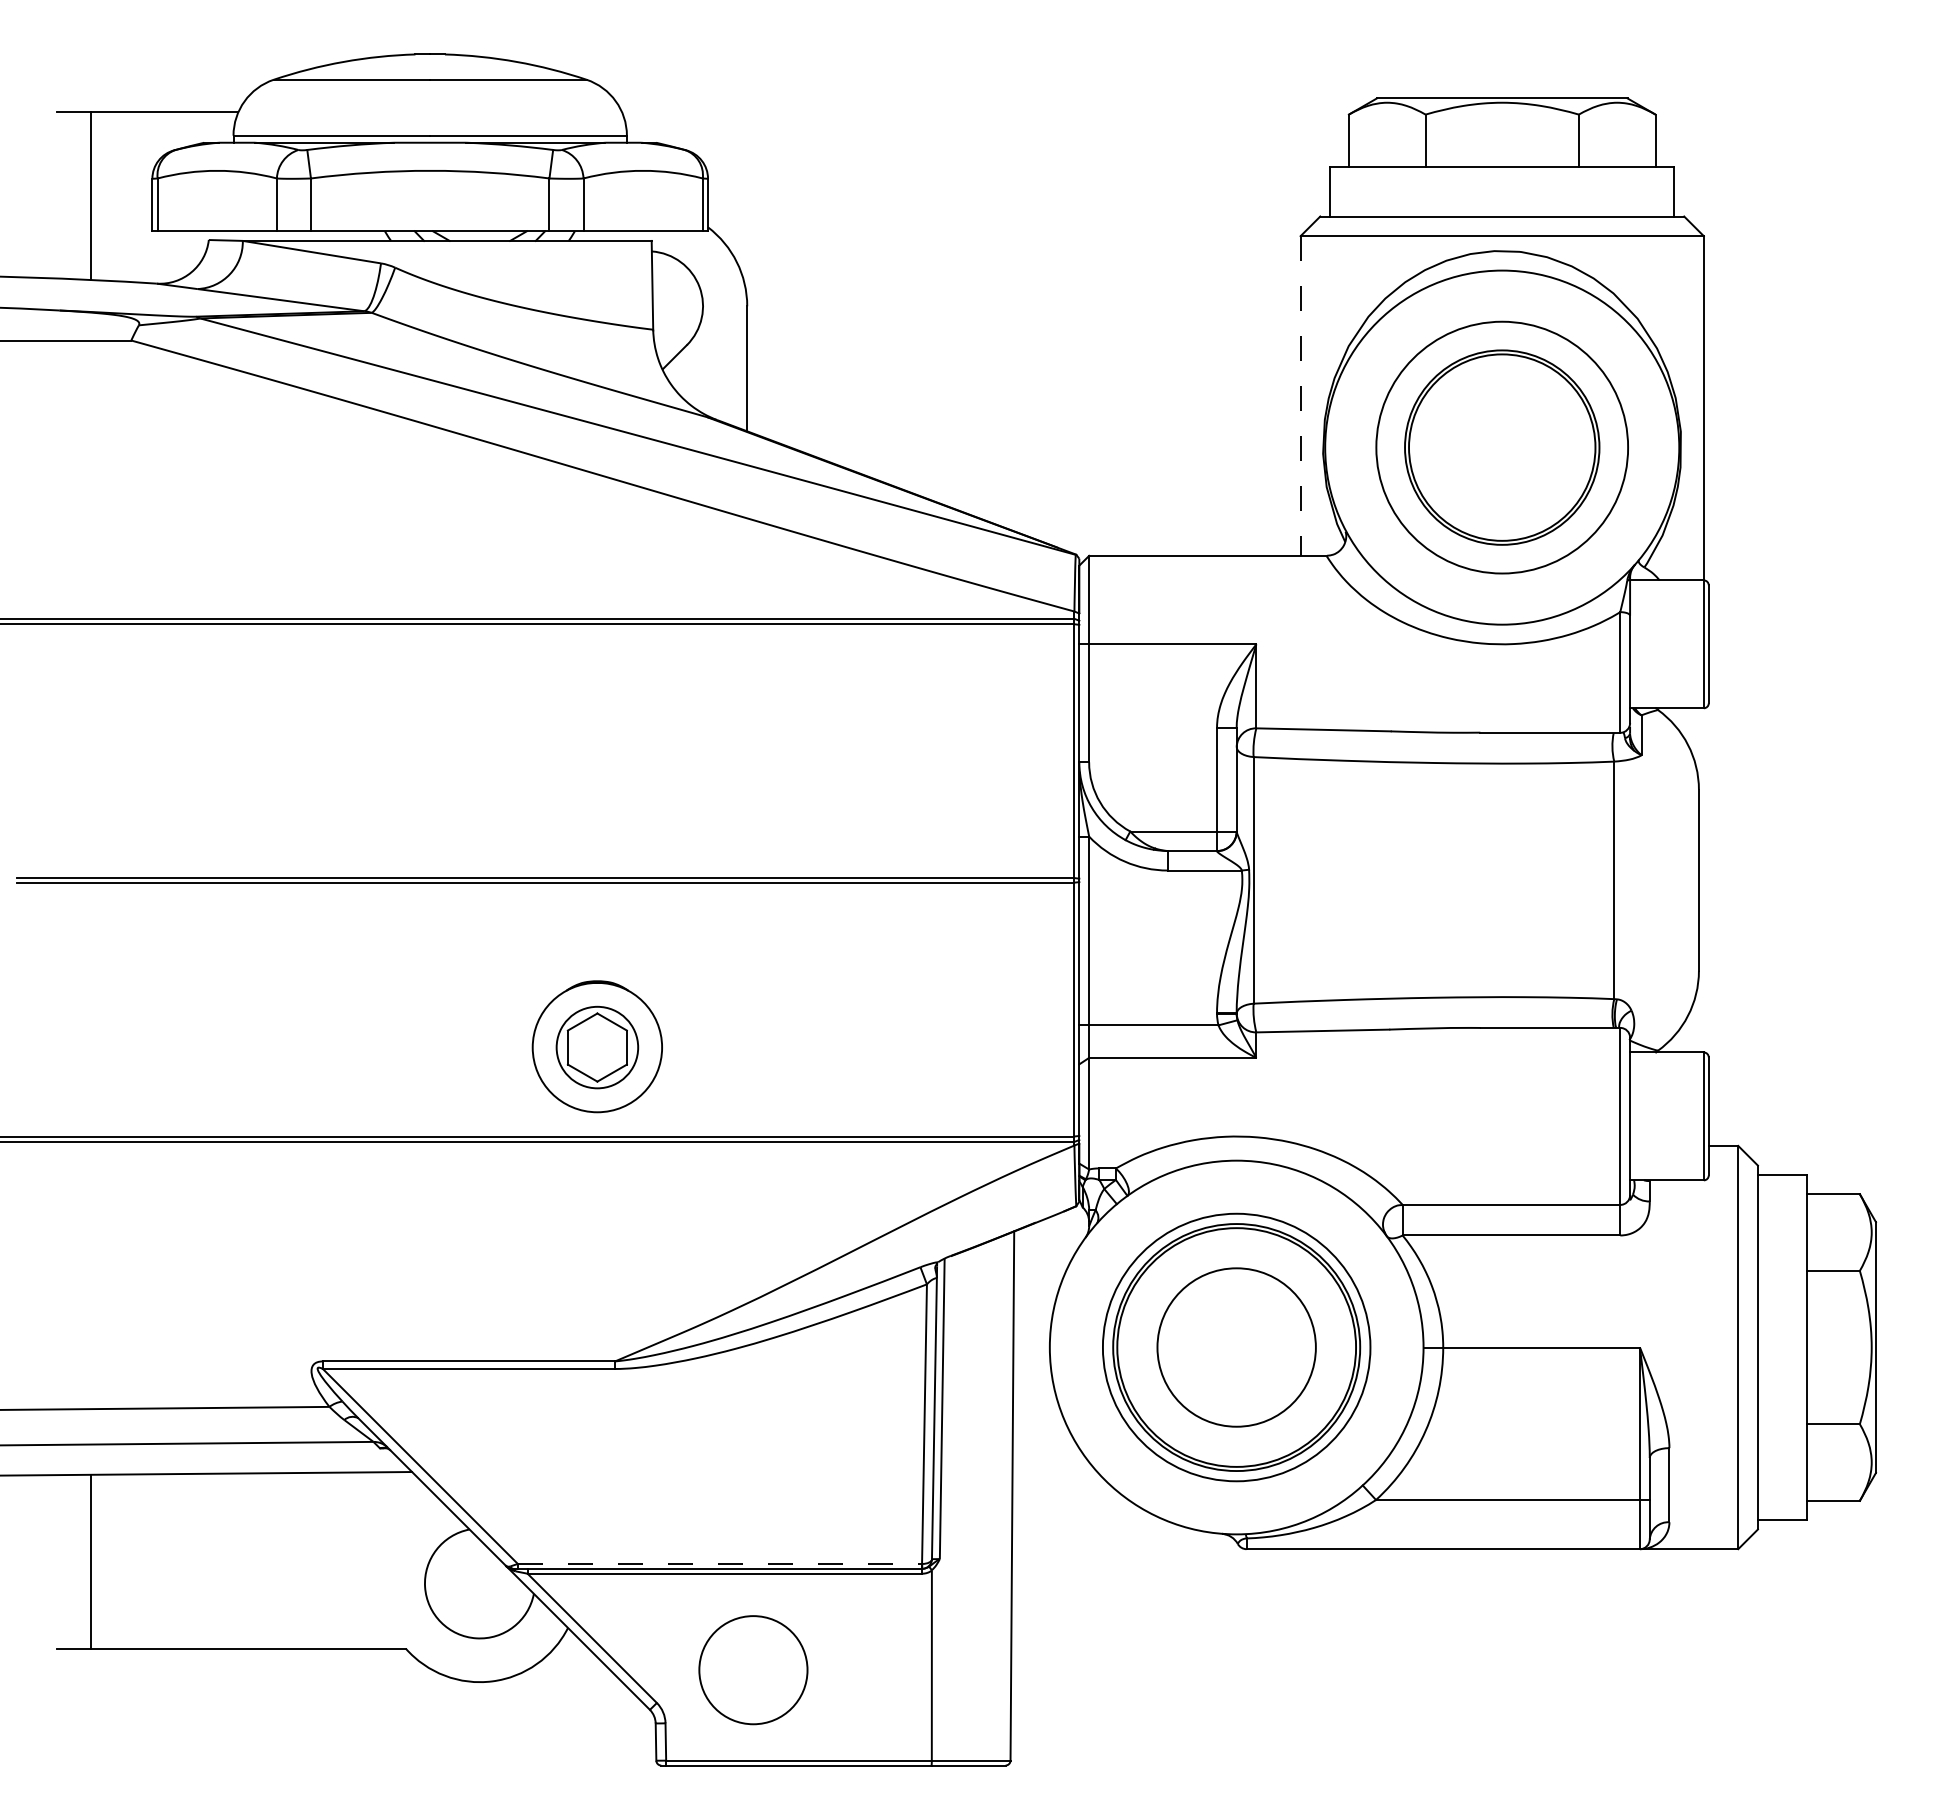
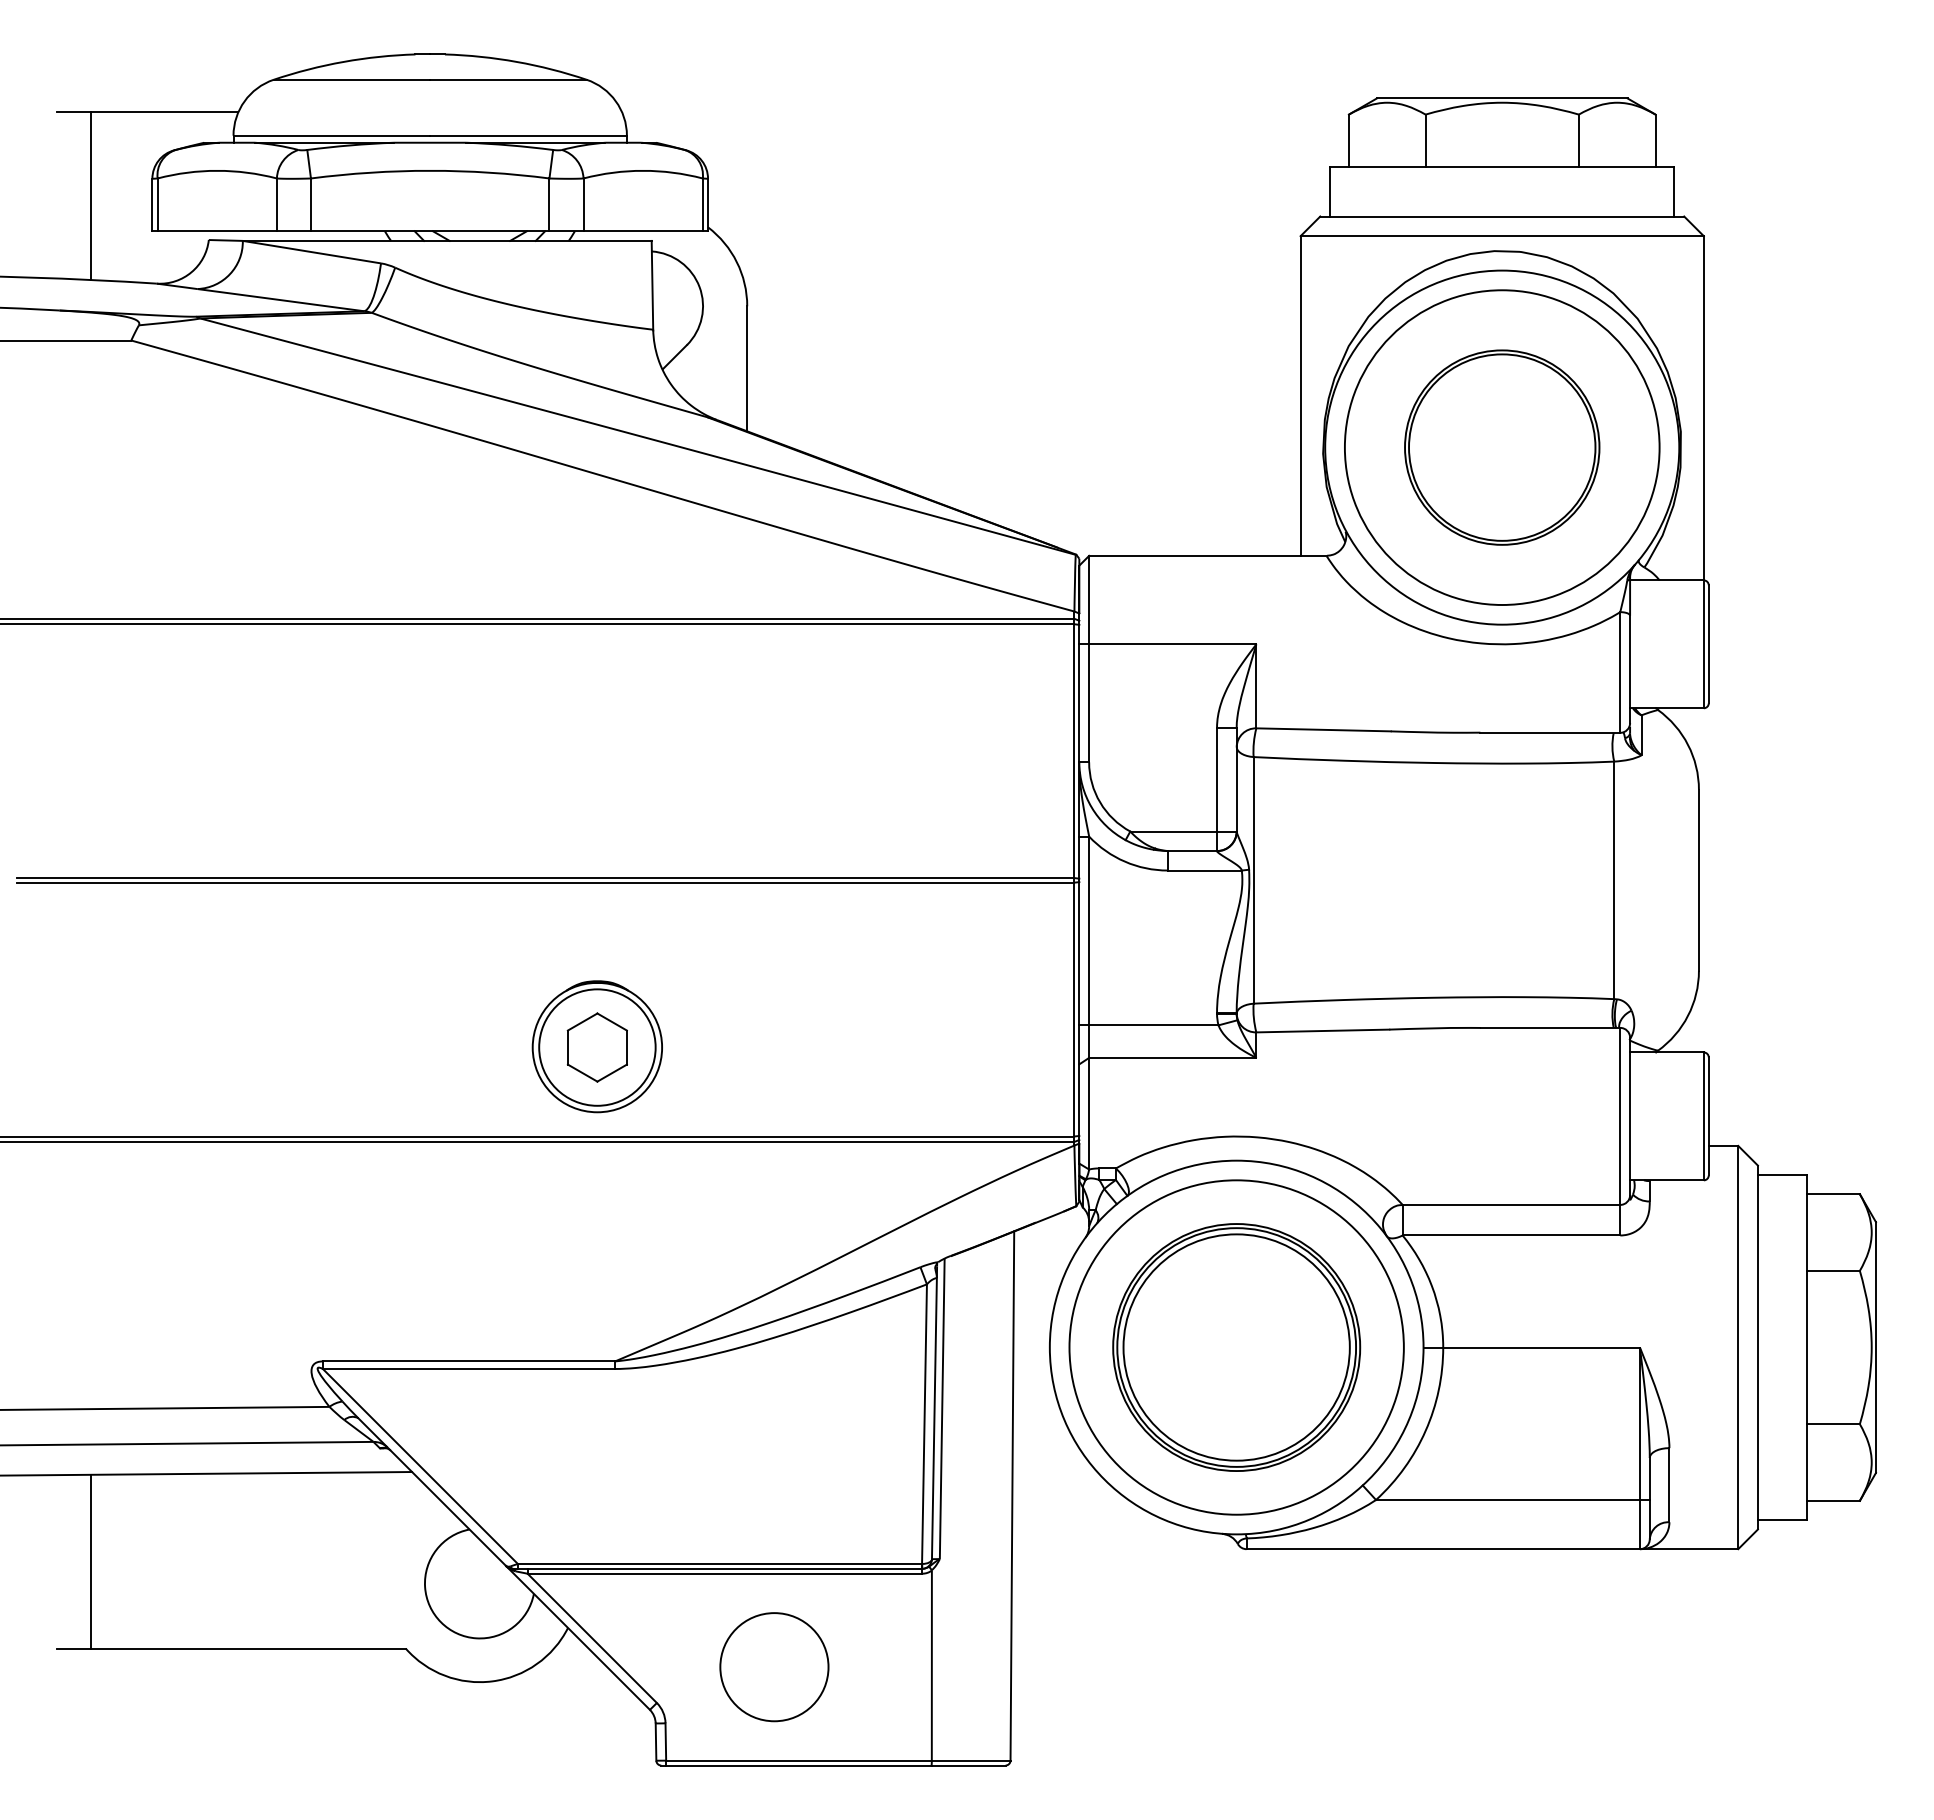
line: dashed -> solid (1300, 396)
circle diameter: 252 px -> 315 px (1501, 447)
circle diameter: 82 px -> 116 px (597, 1047)
circle diameter: 158 px -> 226 px (1236, 1347)
circle diameter: 268 px -> 334 px (1236, 1347)
line: dashed -> solid (720, 1563)
circle position: (753, 1670) -> (774, 1667) (774, 1667)
